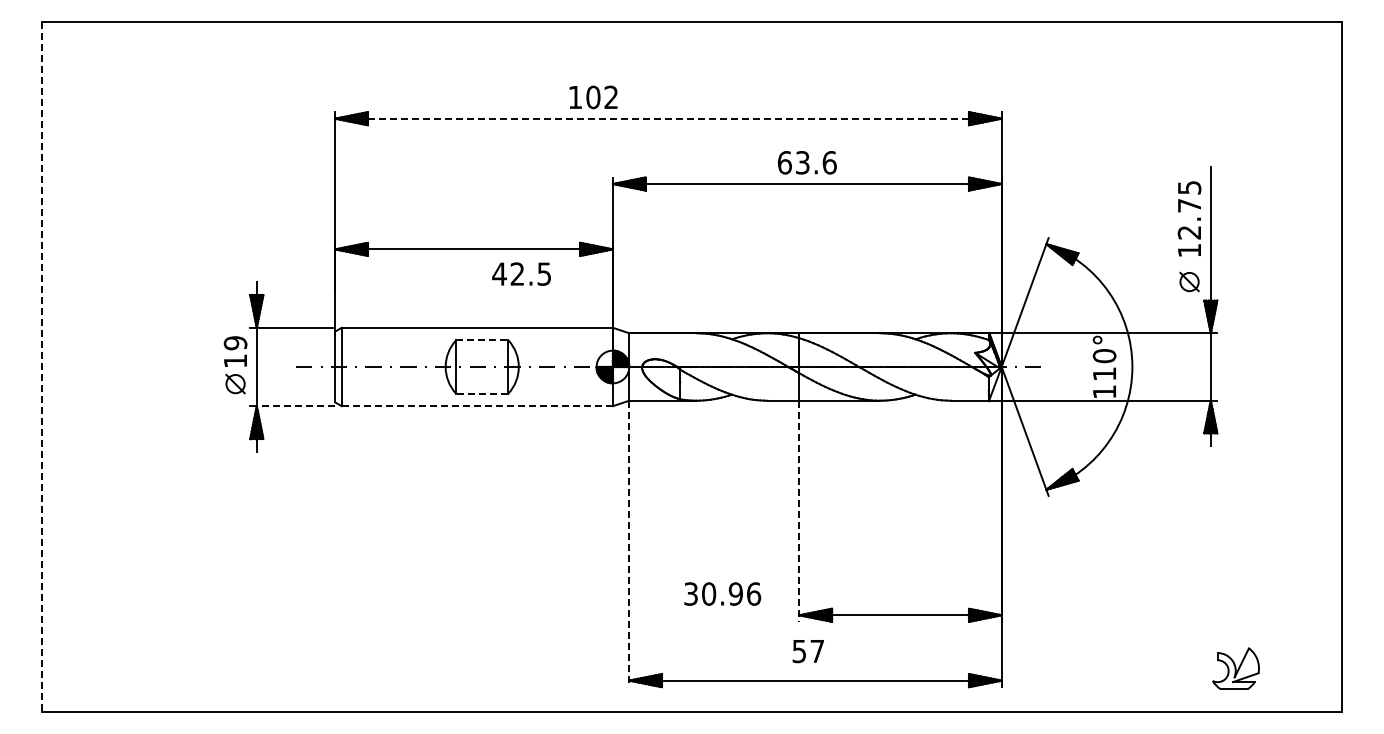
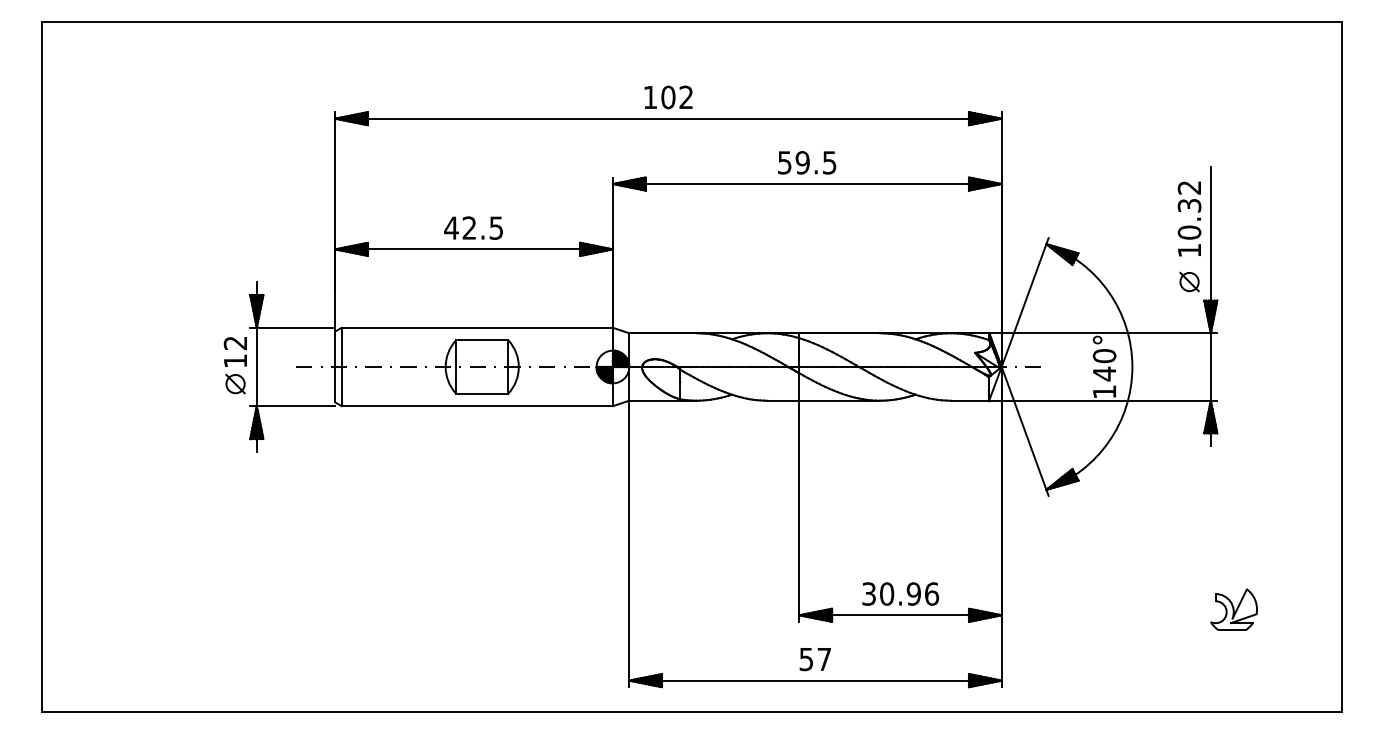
text position: (593, 97) -> (668, 97) (668, 97)
line: dashed -> solid (668, 118)
text: 63.6 -> 59.5 (807, 162)
text: 12.75 -> 10.32 (1189, 210)
text position: (521, 273) -> (473, 227) (473, 227)
line: dashed -> solid (482, 340)
text: 19 -> 12 (235, 343)
line: dashed -> solid (41, 367)
text: 110° -> 140° (1104, 373)
line: dashed -> solid (481, 393)
line: dashed -> solid (295, 406)
line: dashed -> solid (477, 406)
line: dashed -> solid (799, 511)
line: dashed -> solid (629, 544)
text position: (722, 593) -> (900, 593) (900, 593)
text position: (807, 651) -> (814, 659) (814, 659)
part position: (1235, 668) -> (1233, 609) (1233, 609)
